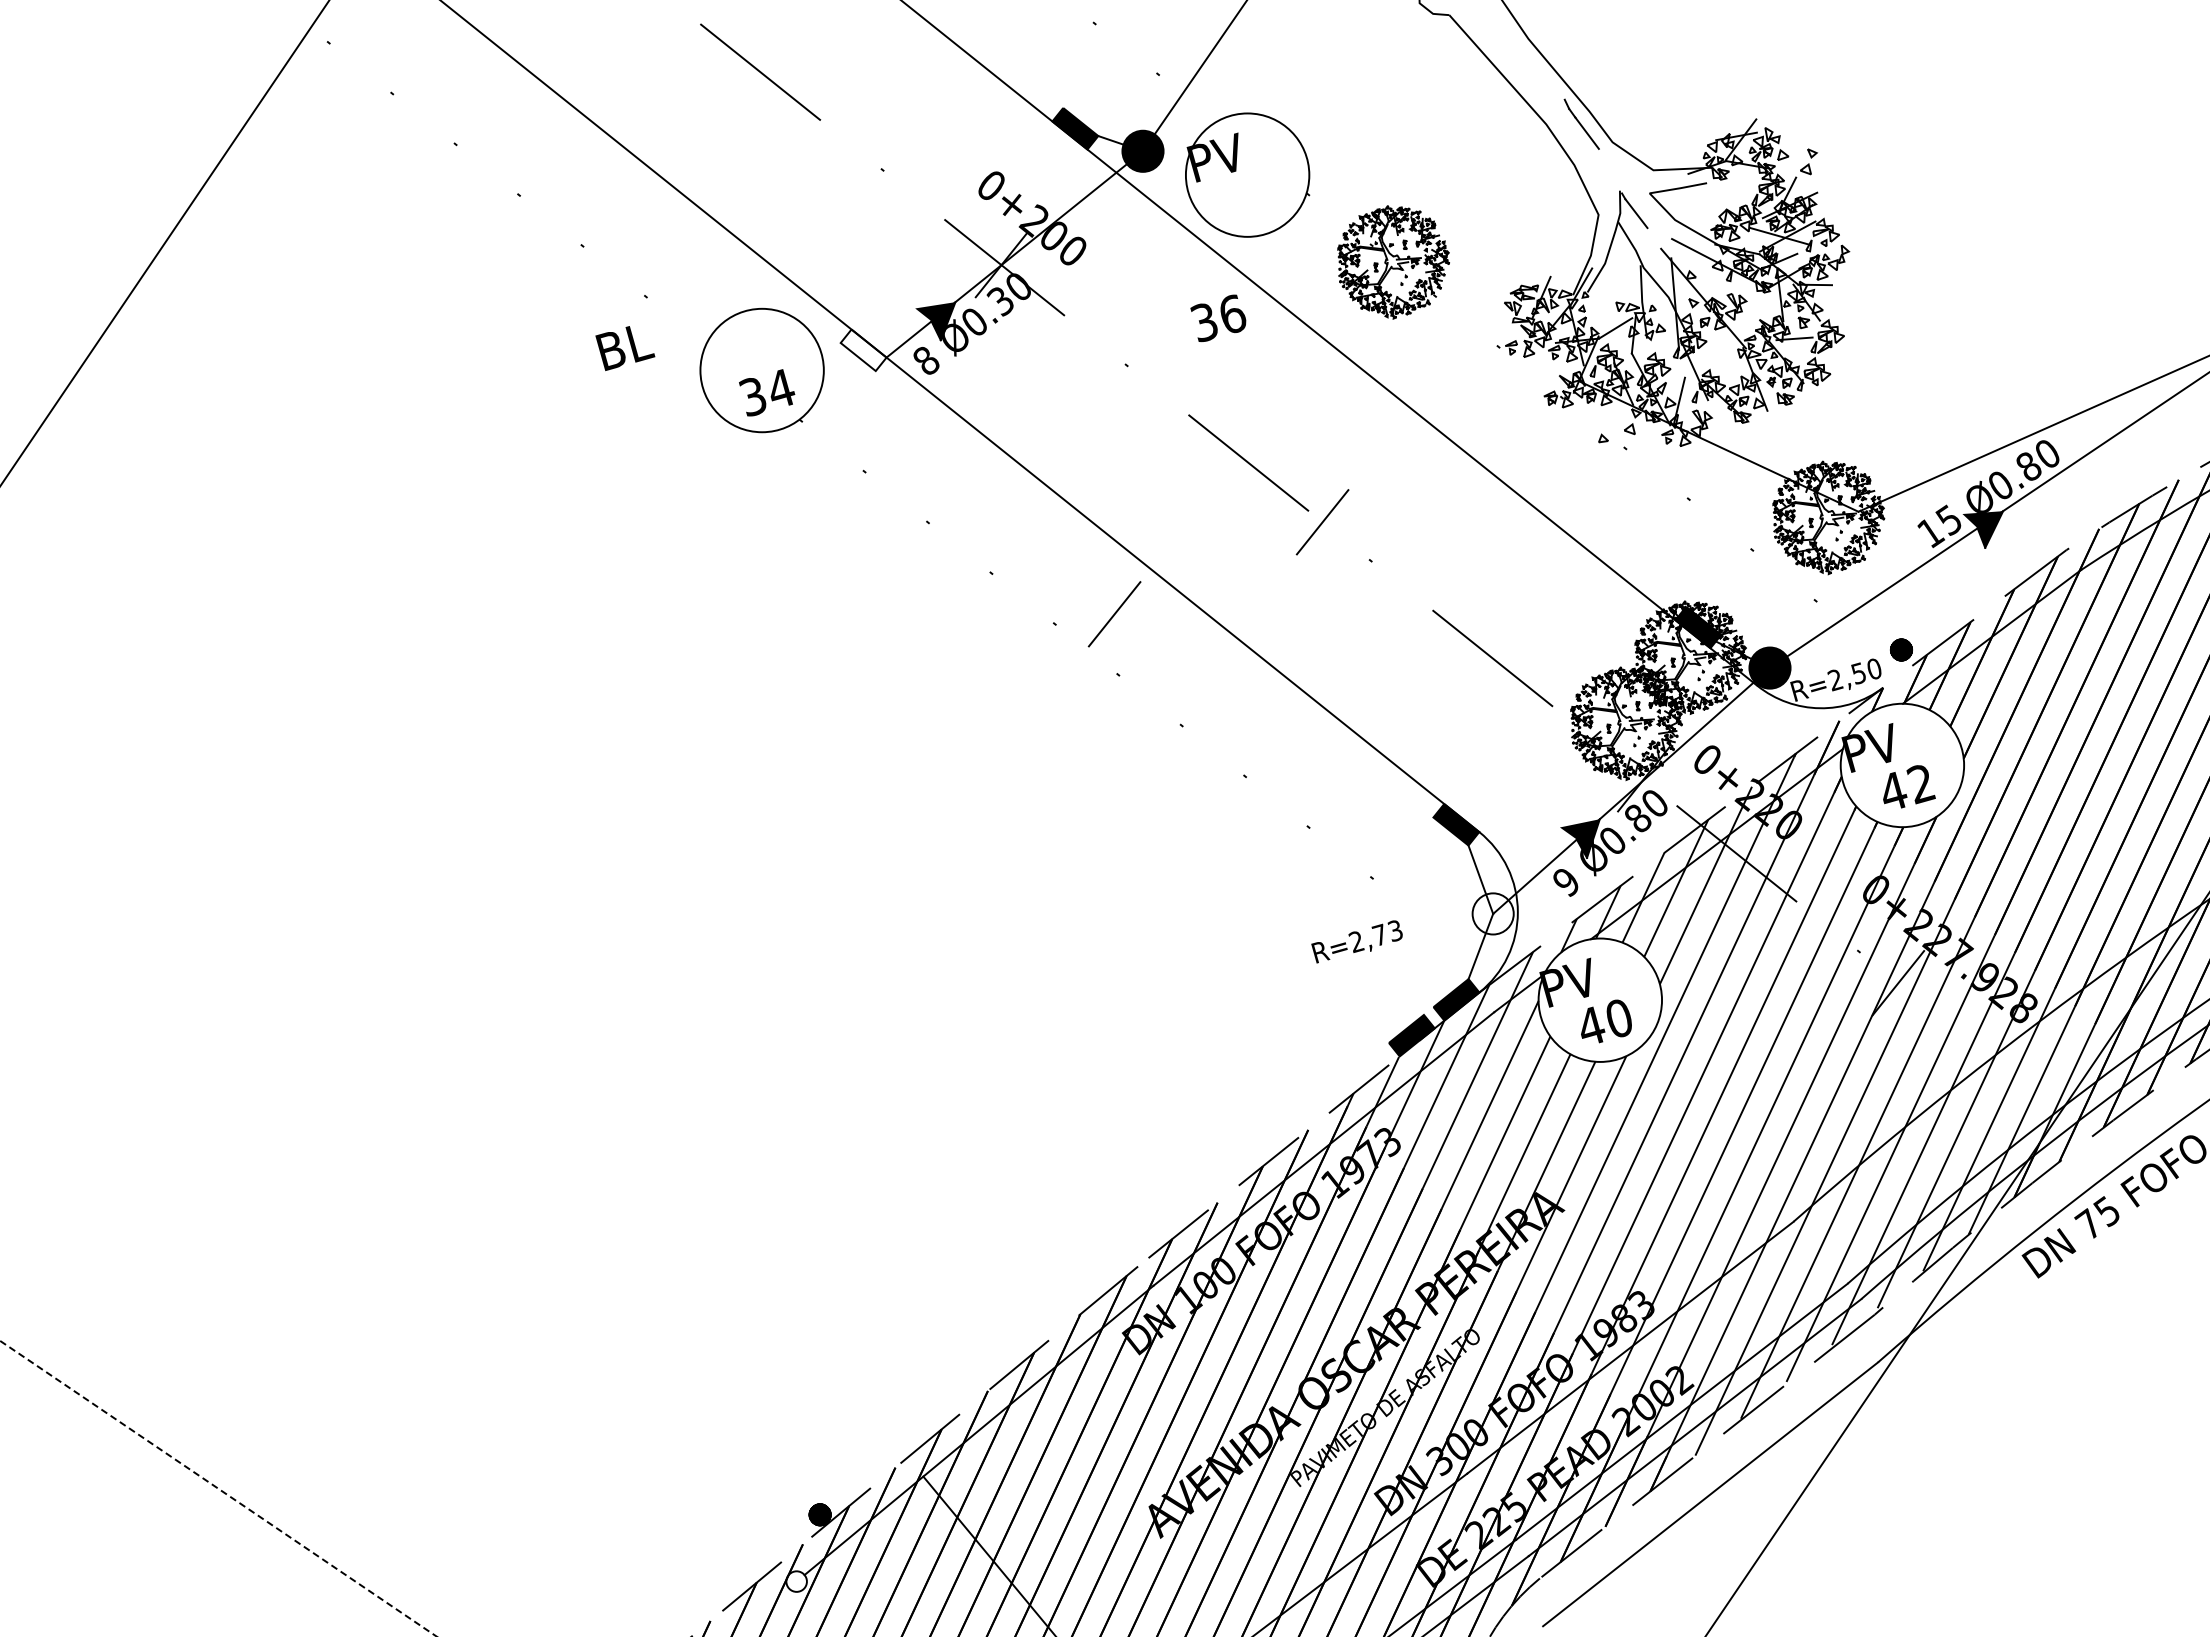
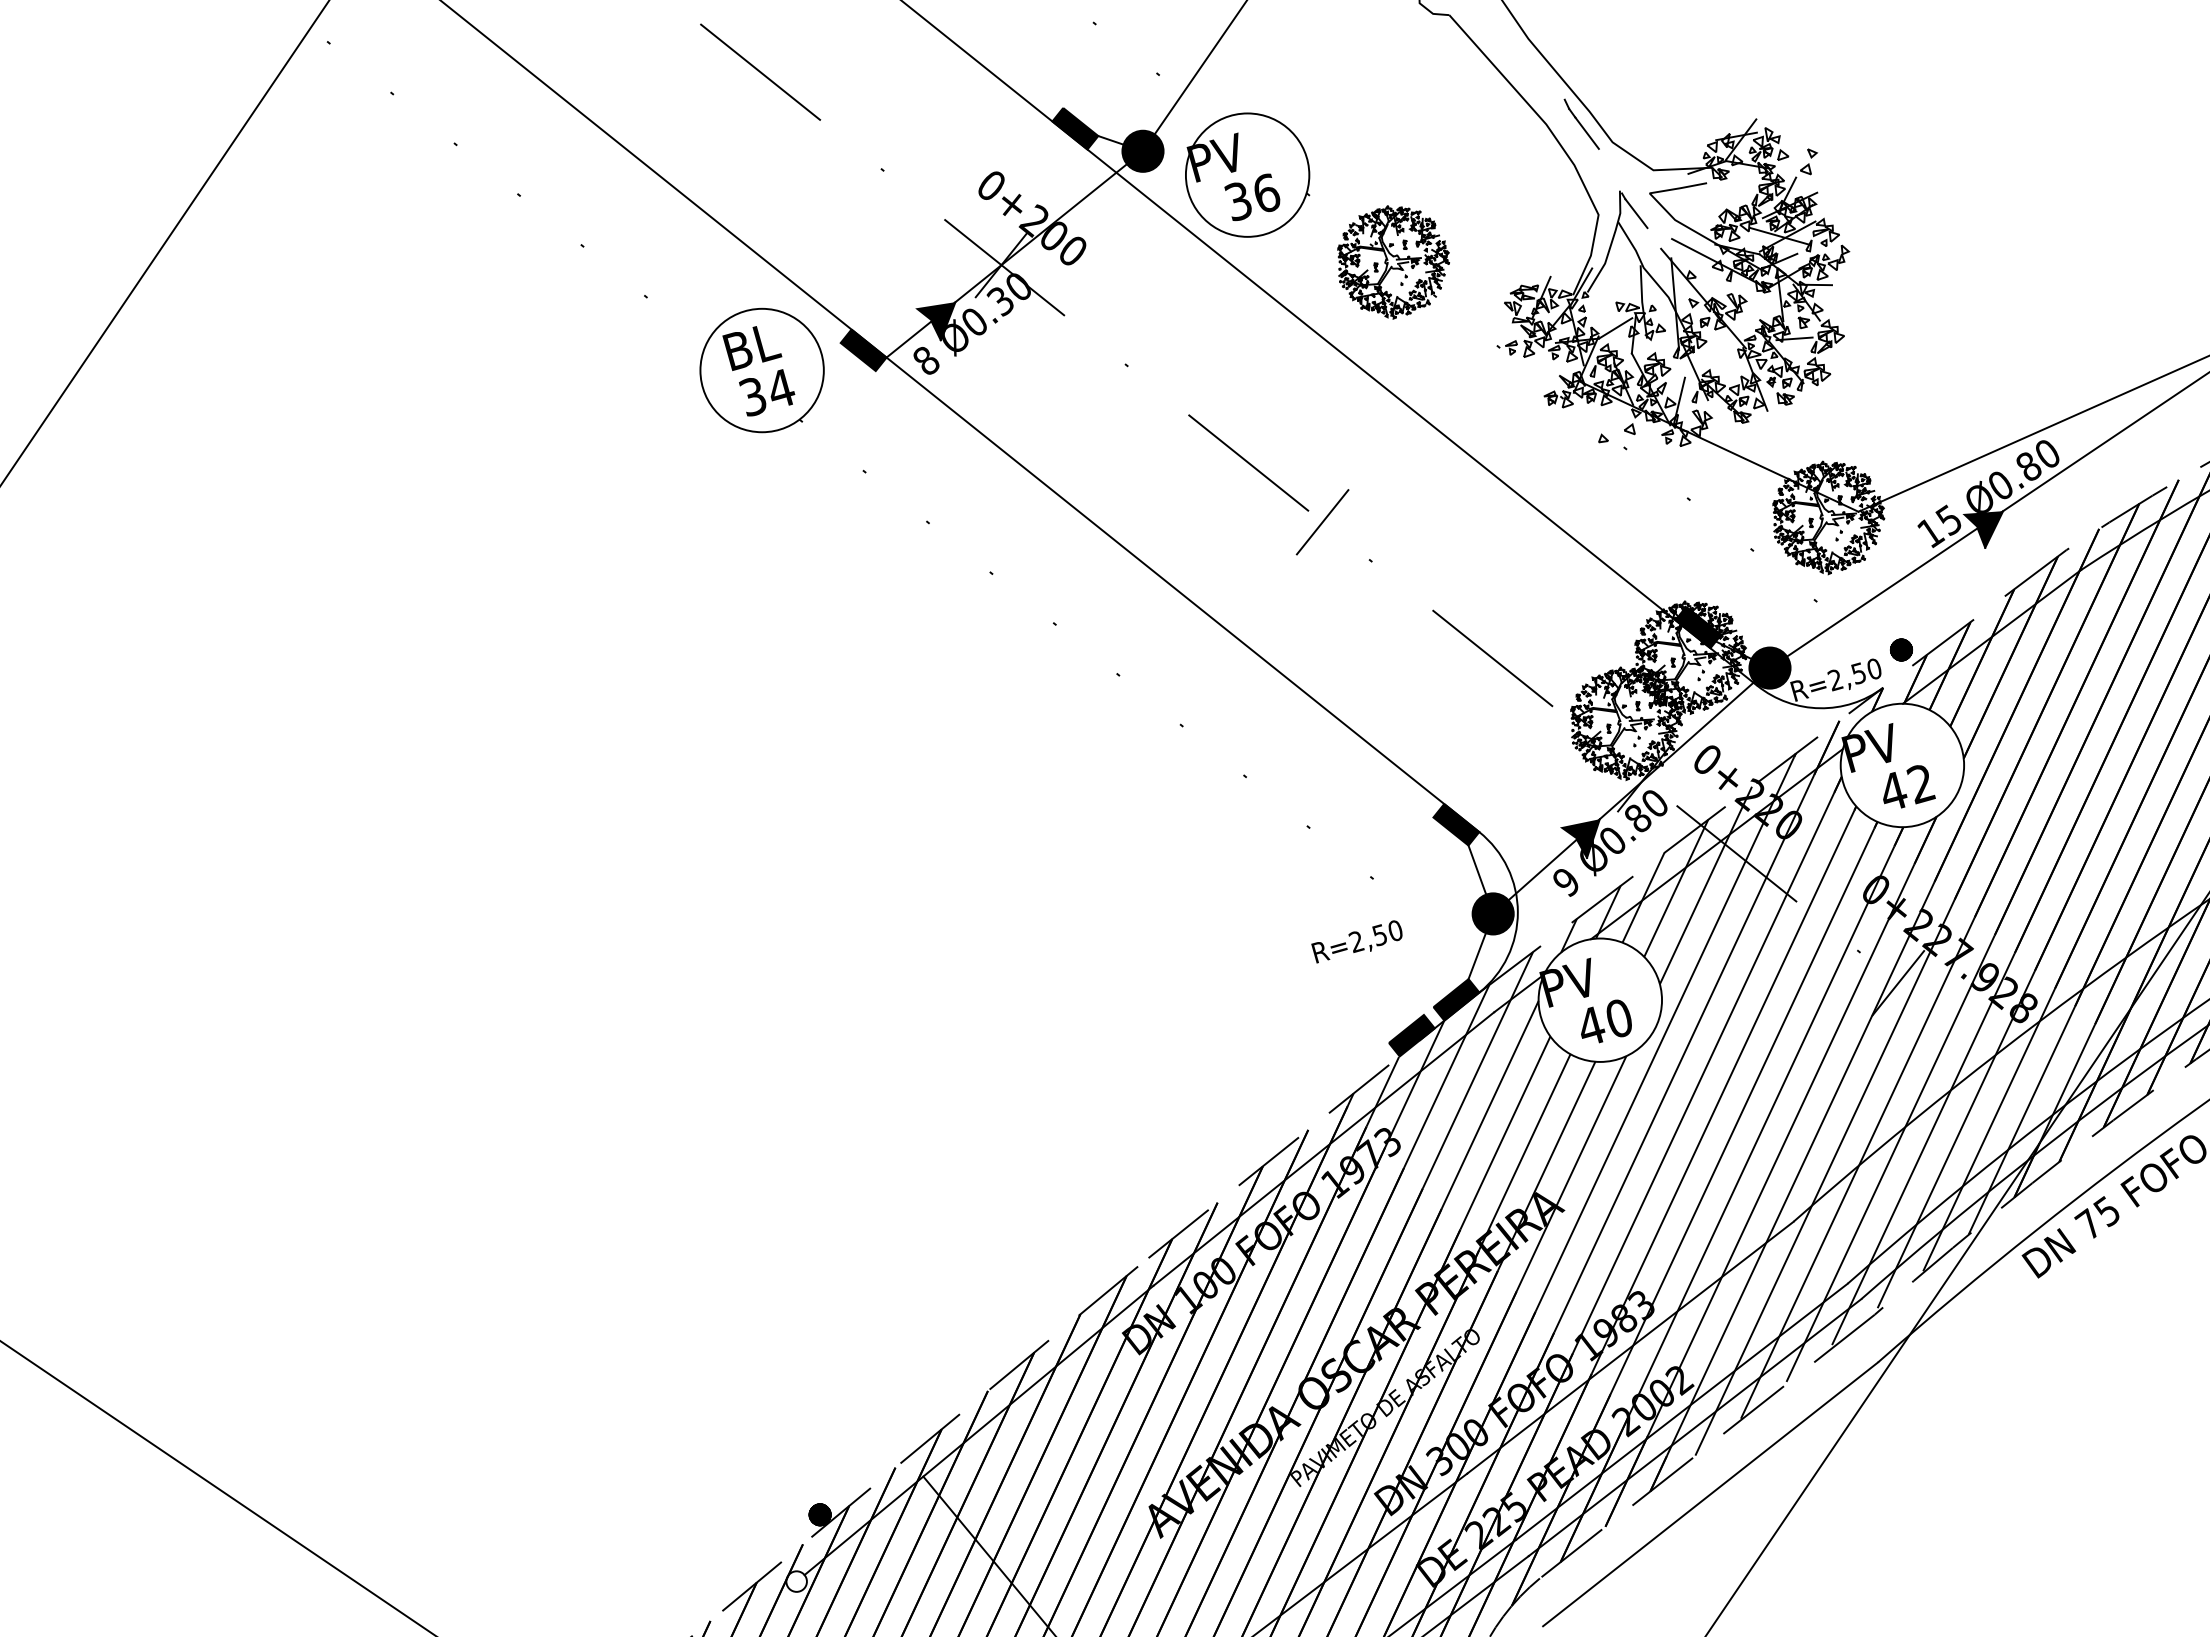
text position: (1218, 318) -> (1252, 197) (1252, 197)
text position: (625, 348) -> (752, 348) (752, 348)
fill: none -> present (863, 350)
line: present -> none (1114, 614)
fill: none -> present (1492, 913)
text: R=2,73 -> R=2,50 (1386, 933)
line: dashed -> solid (219, 1489)
